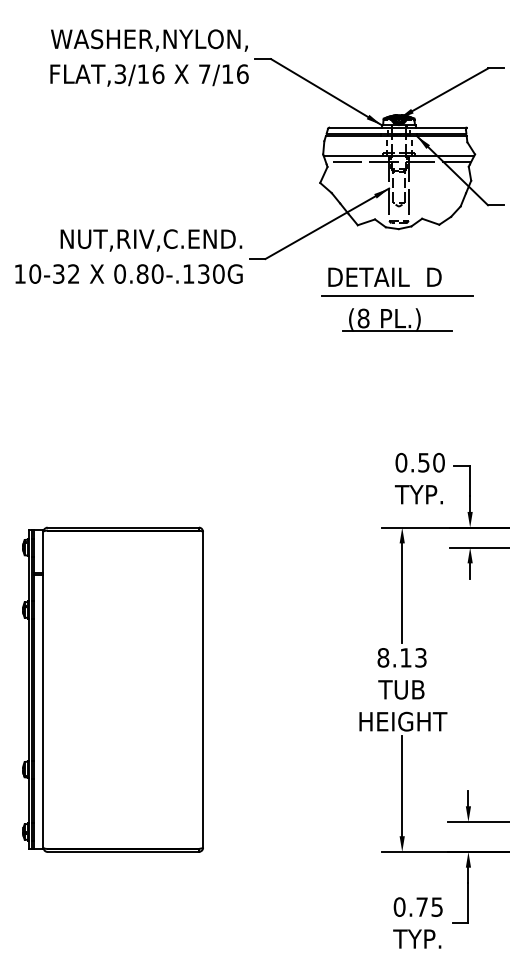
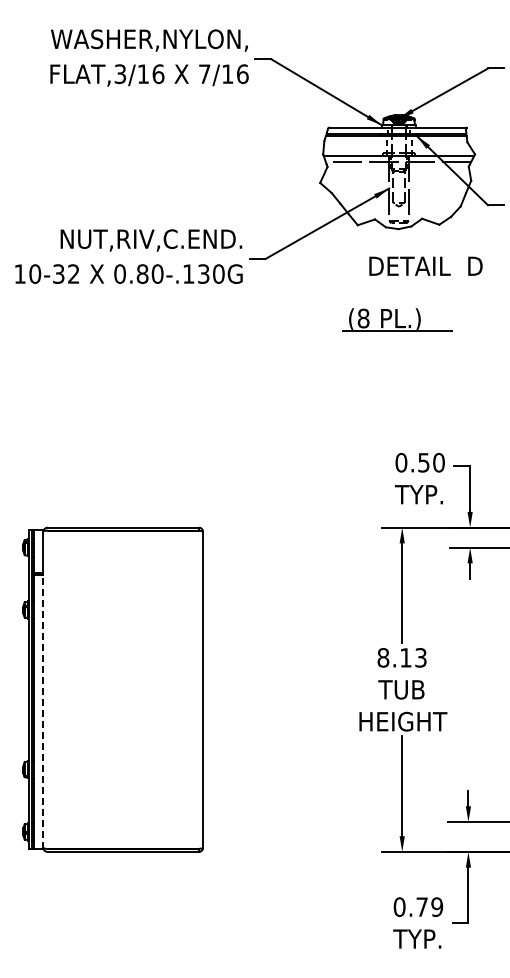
text position: (384, 276) -> (425, 265) (425, 265)
line: present -> none (397, 296)
line: solid -> dashed (43, 710)
text: 0.75 -> 0.79 (437, 906)
